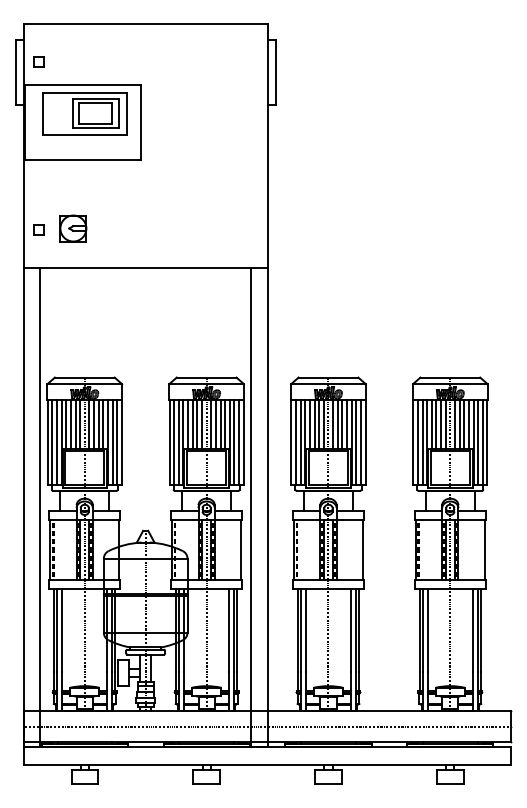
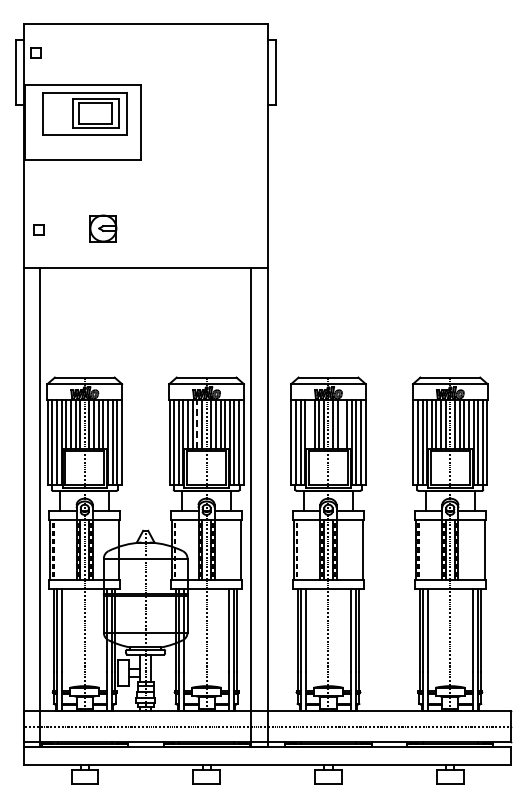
part position: (38, 61) -> (35, 52) (35, 52)
part position: (73, 228) -> (103, 228) (103, 228)
line: solid -> dashed (197, 423)
line: present -> none (309, 424)
line: present -> none (342, 424)
